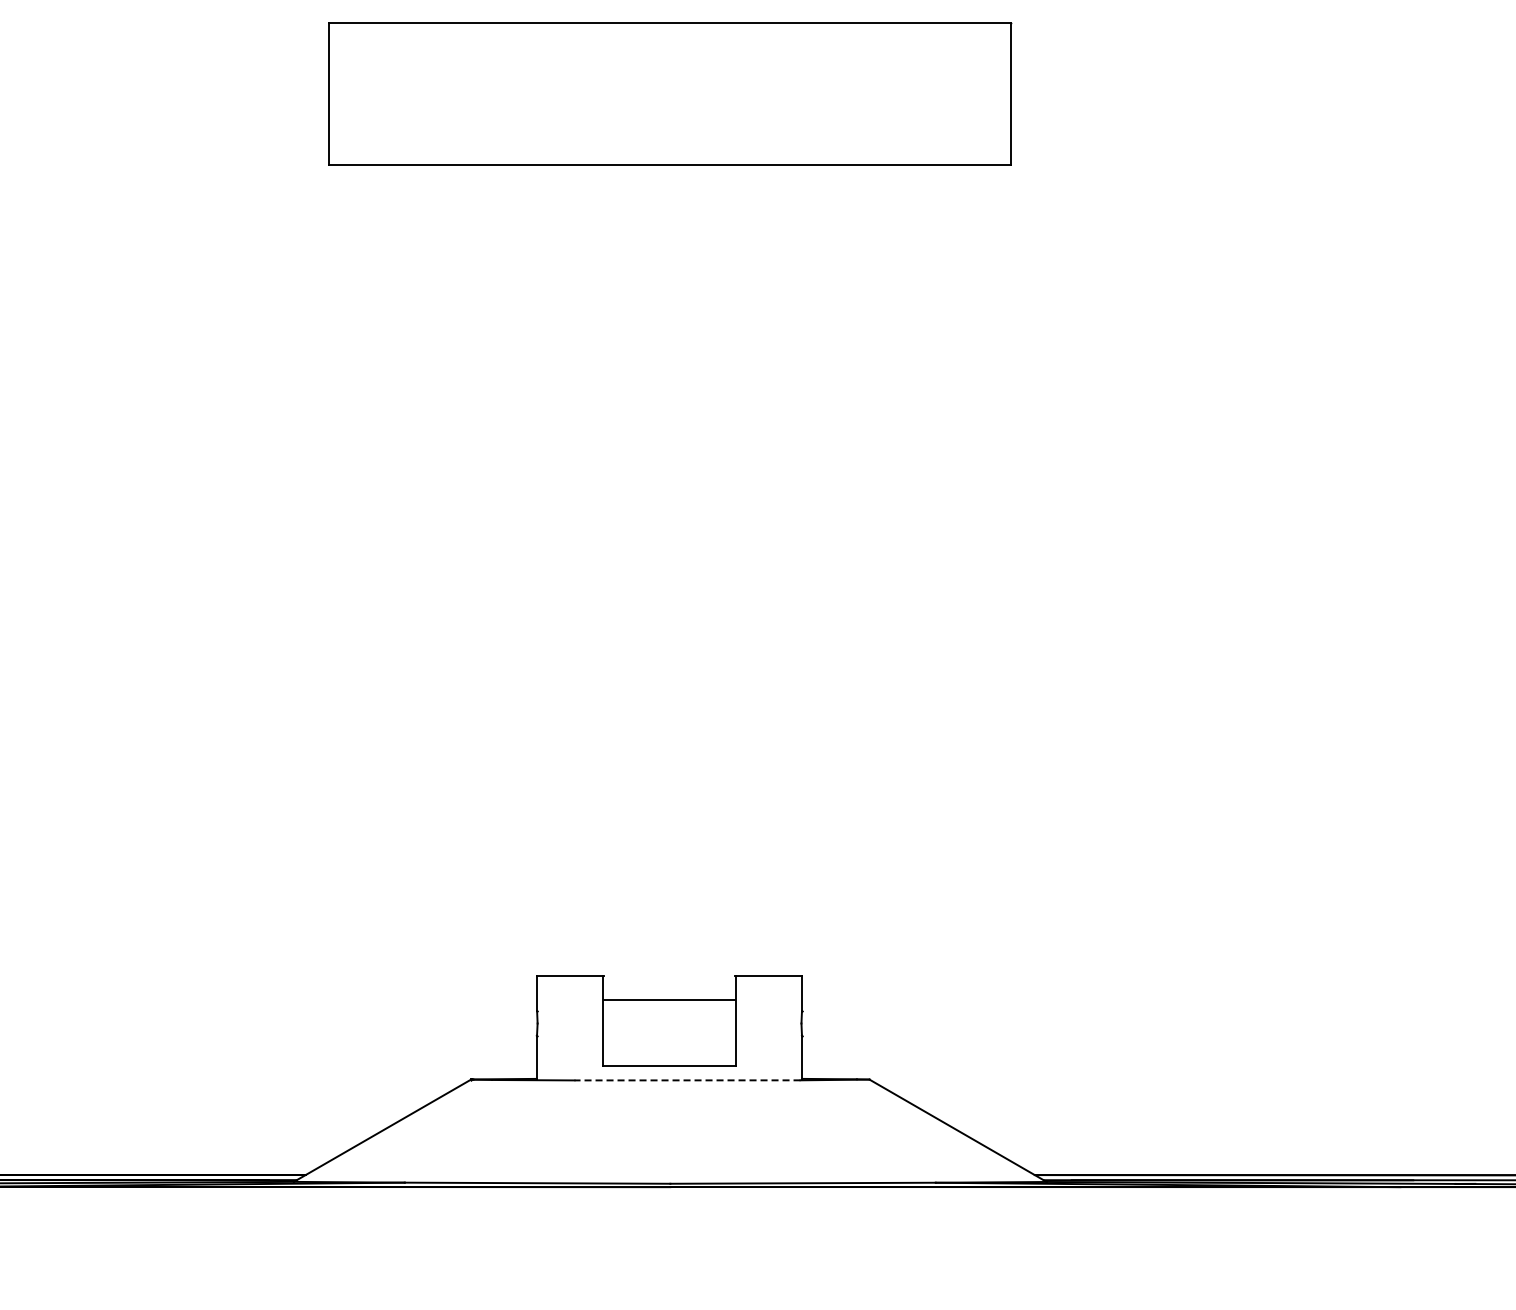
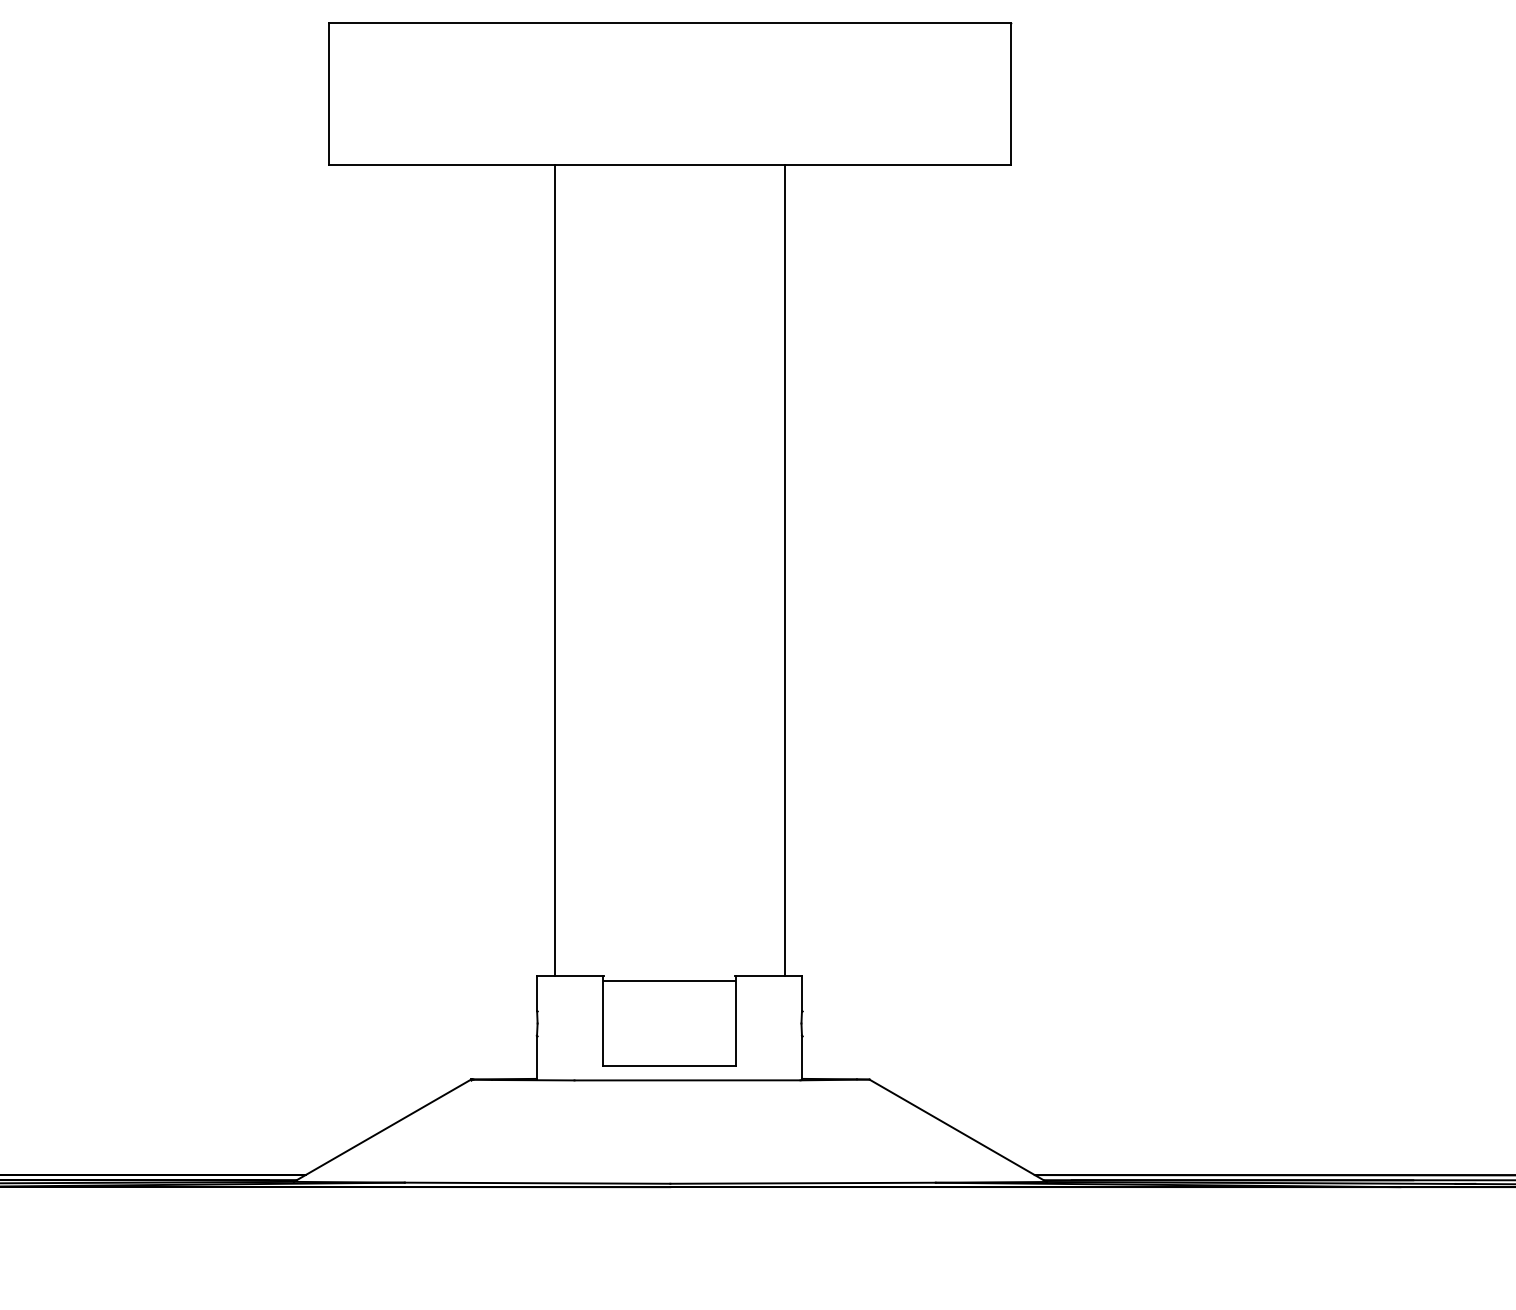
line: none -> present (555, 570)
line: none -> present (785, 570)
line position: (669, 999) -> (669, 980) (669, 980)
line: dashed -> solid (687, 1080)
